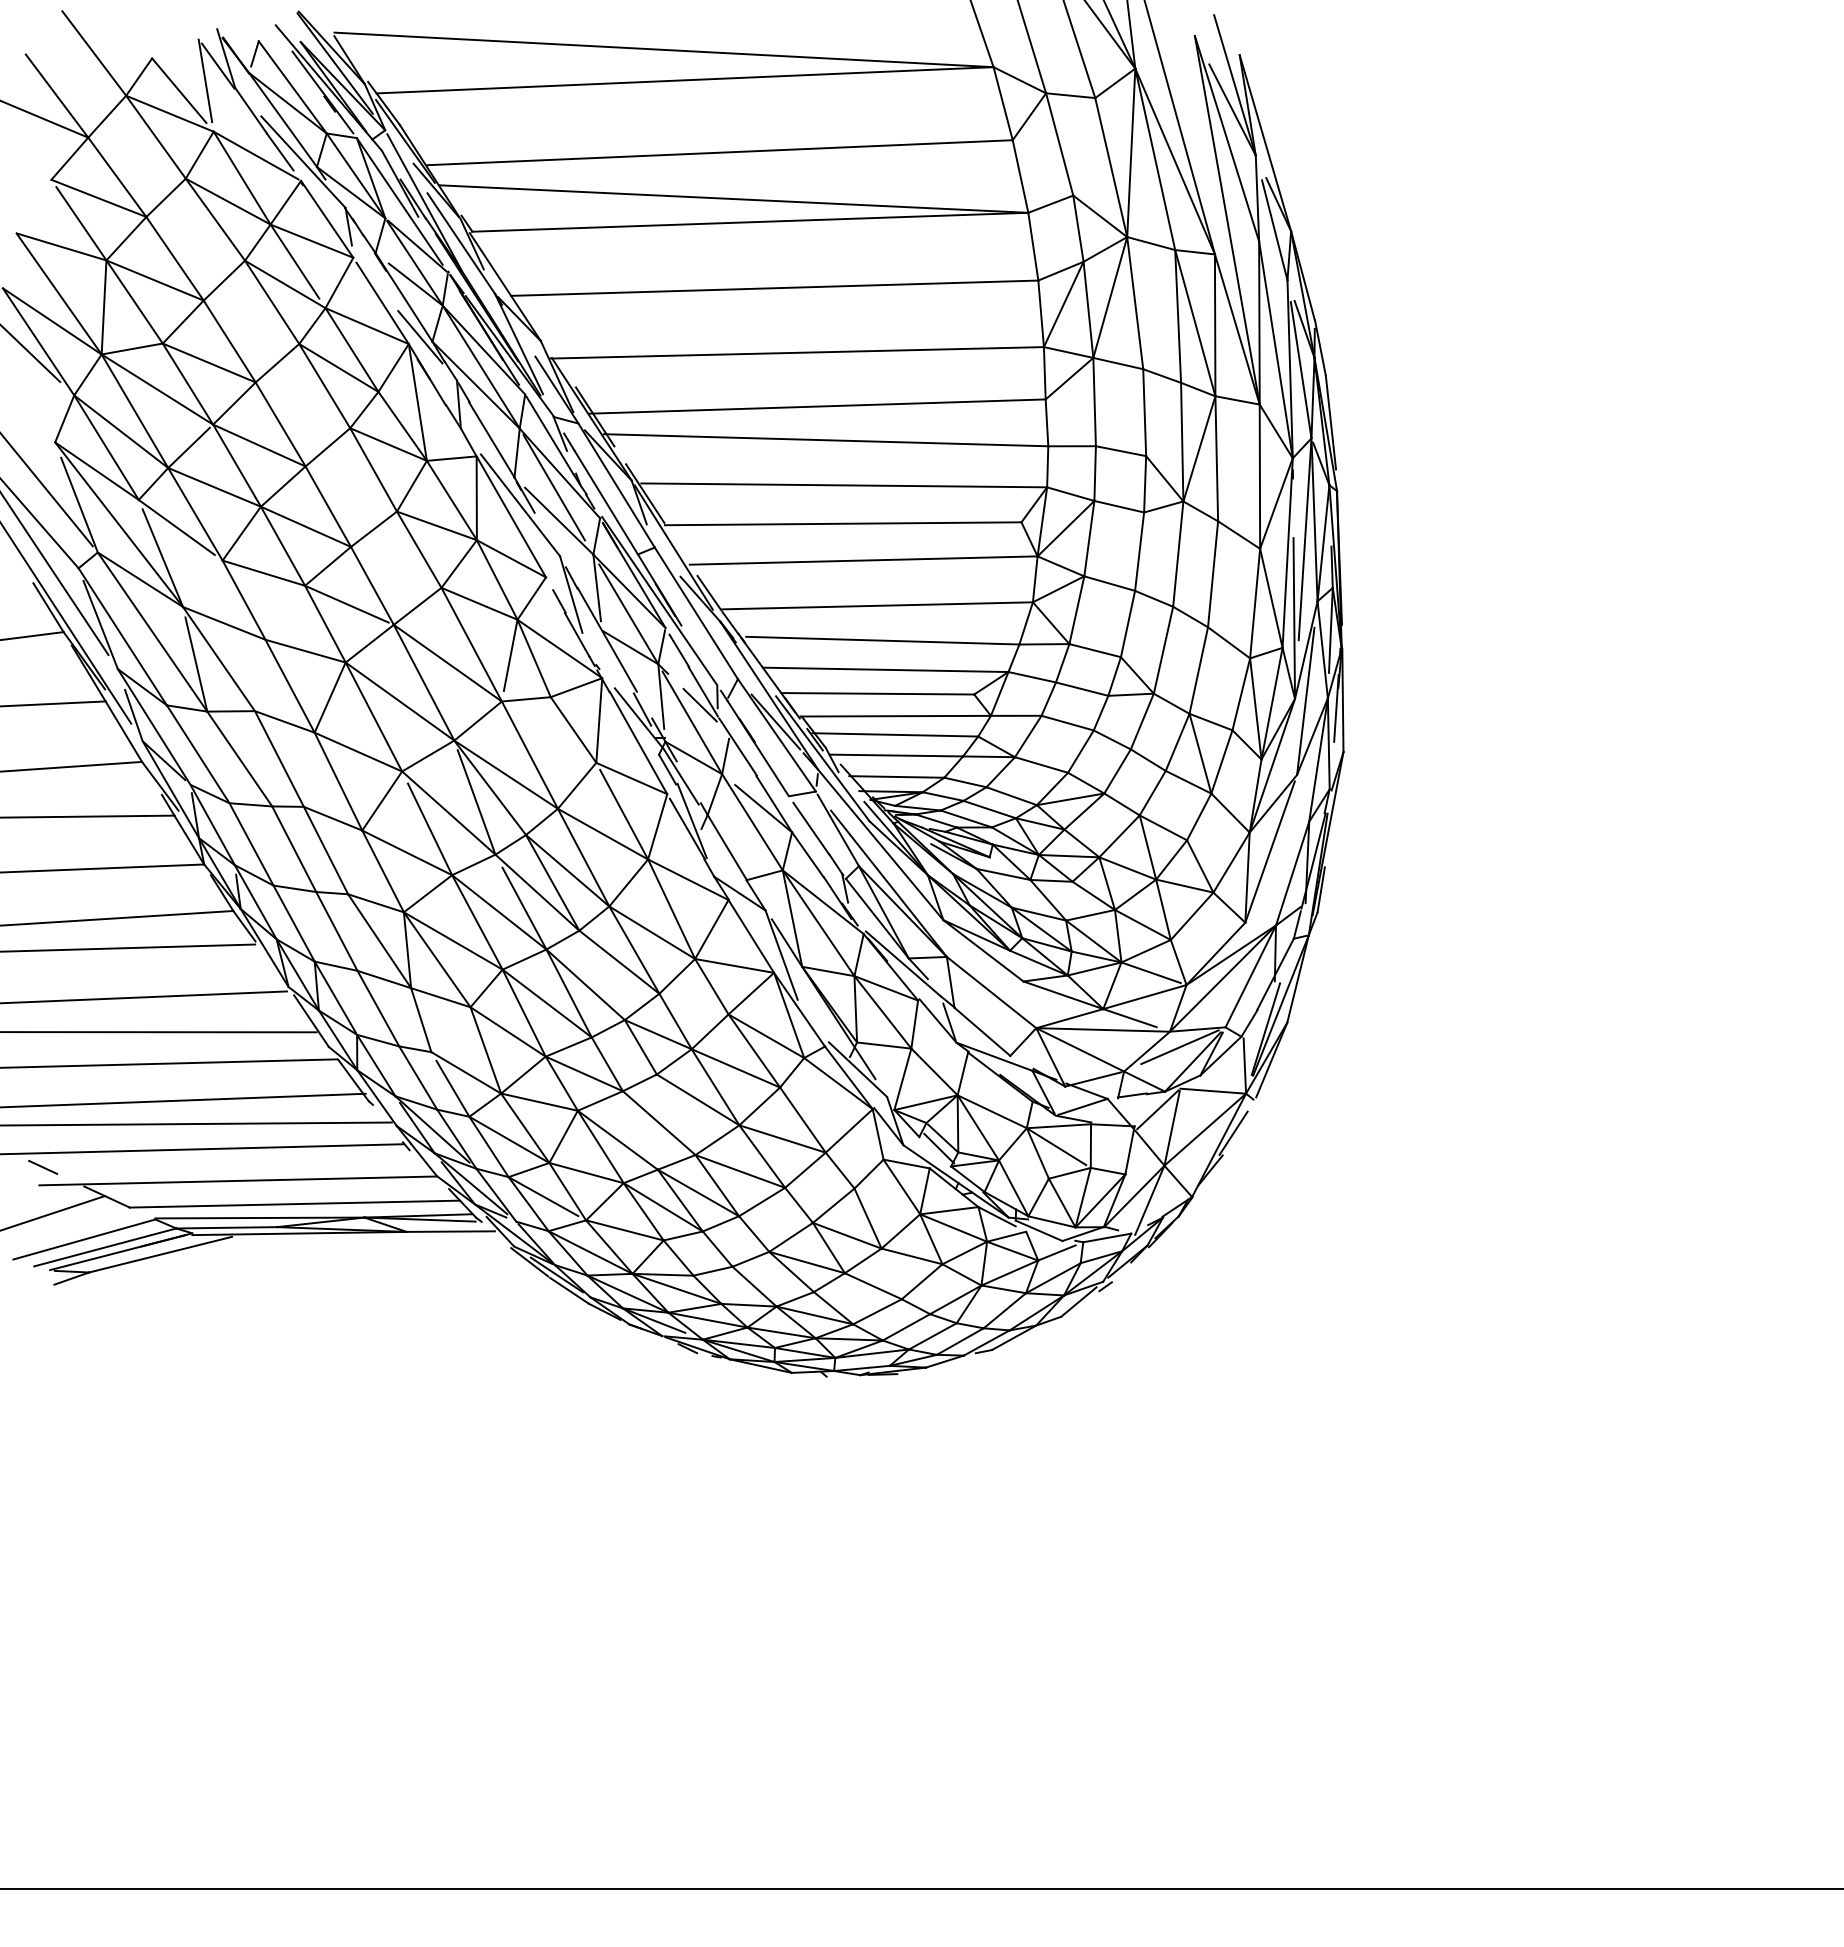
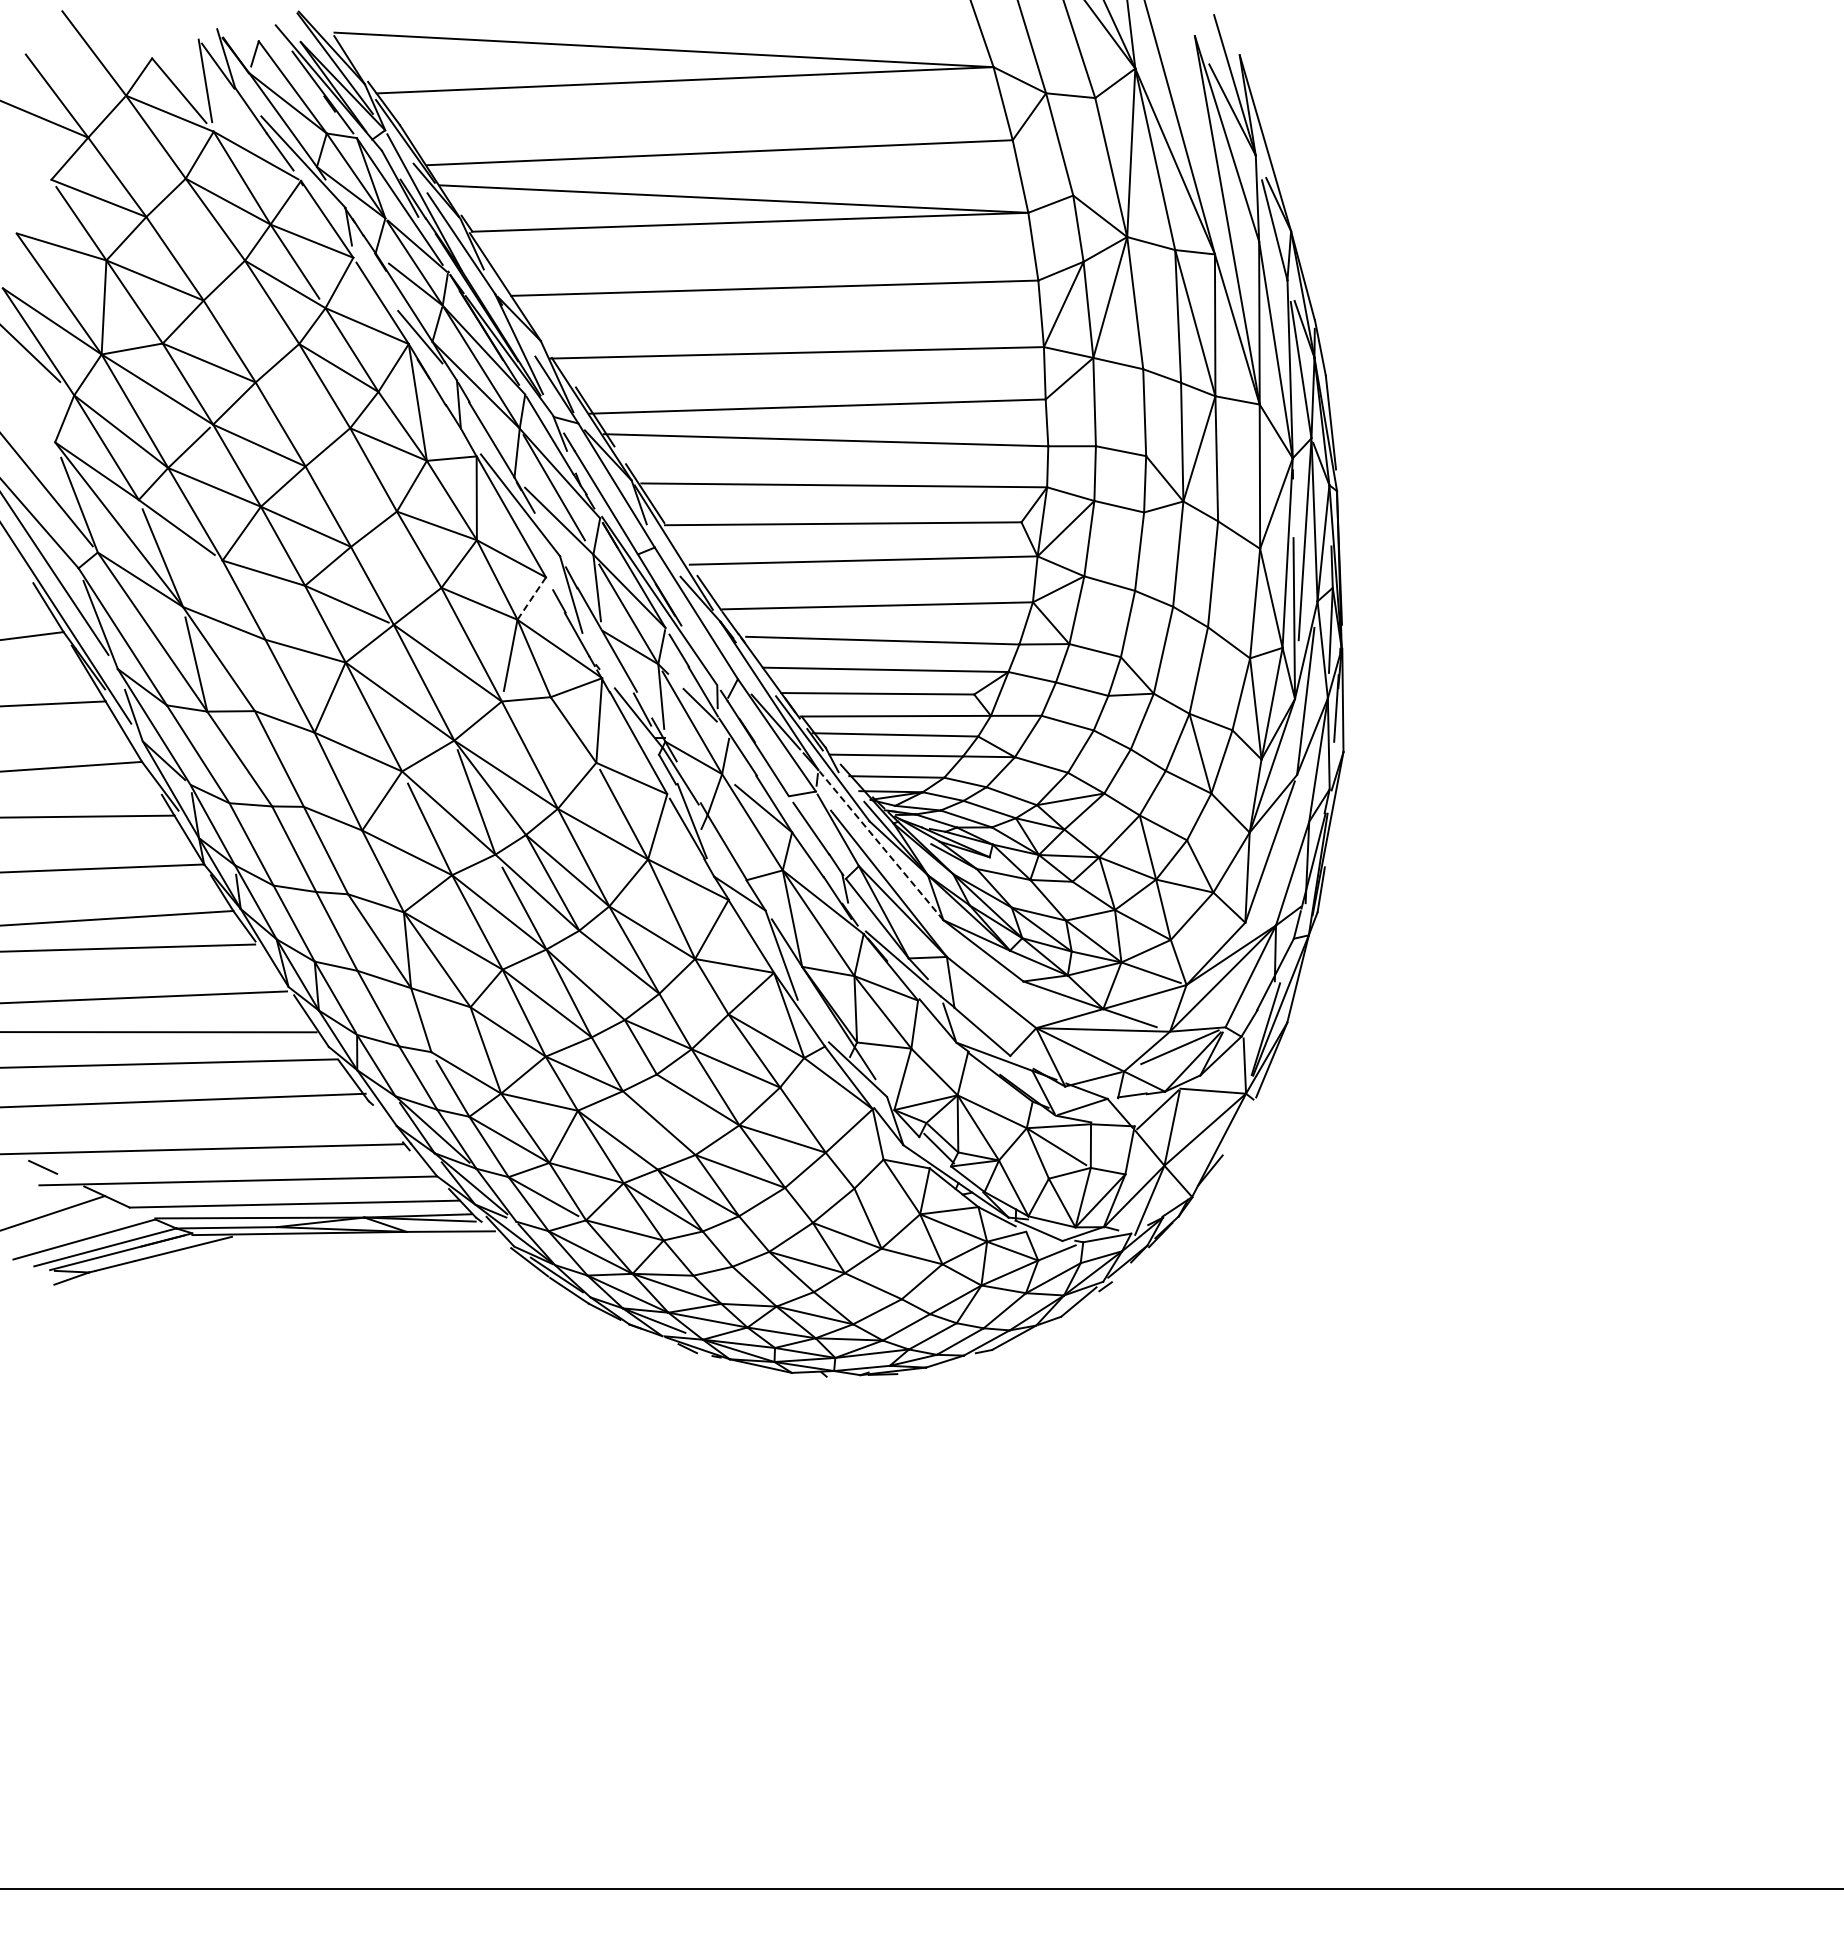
line: solid -> dashed (531, 598)
line: solid -> dashed (881, 845)
line: present -> none (196, 1123)
line: present -> none (1233, 1132)
